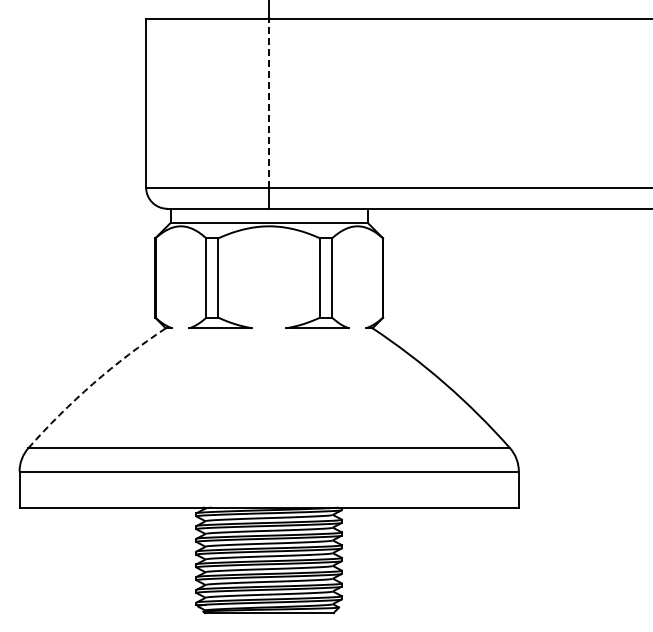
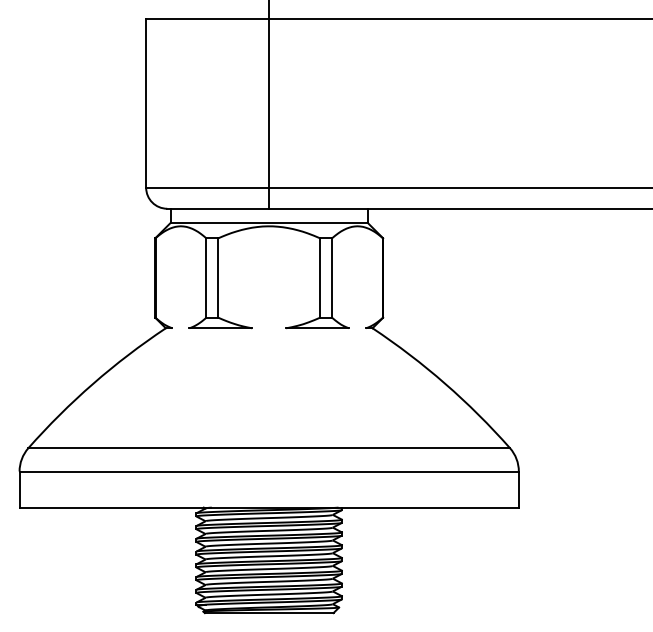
line: dashed -> solid (269, 102)
arc: dashed -> solid (93, 383)
